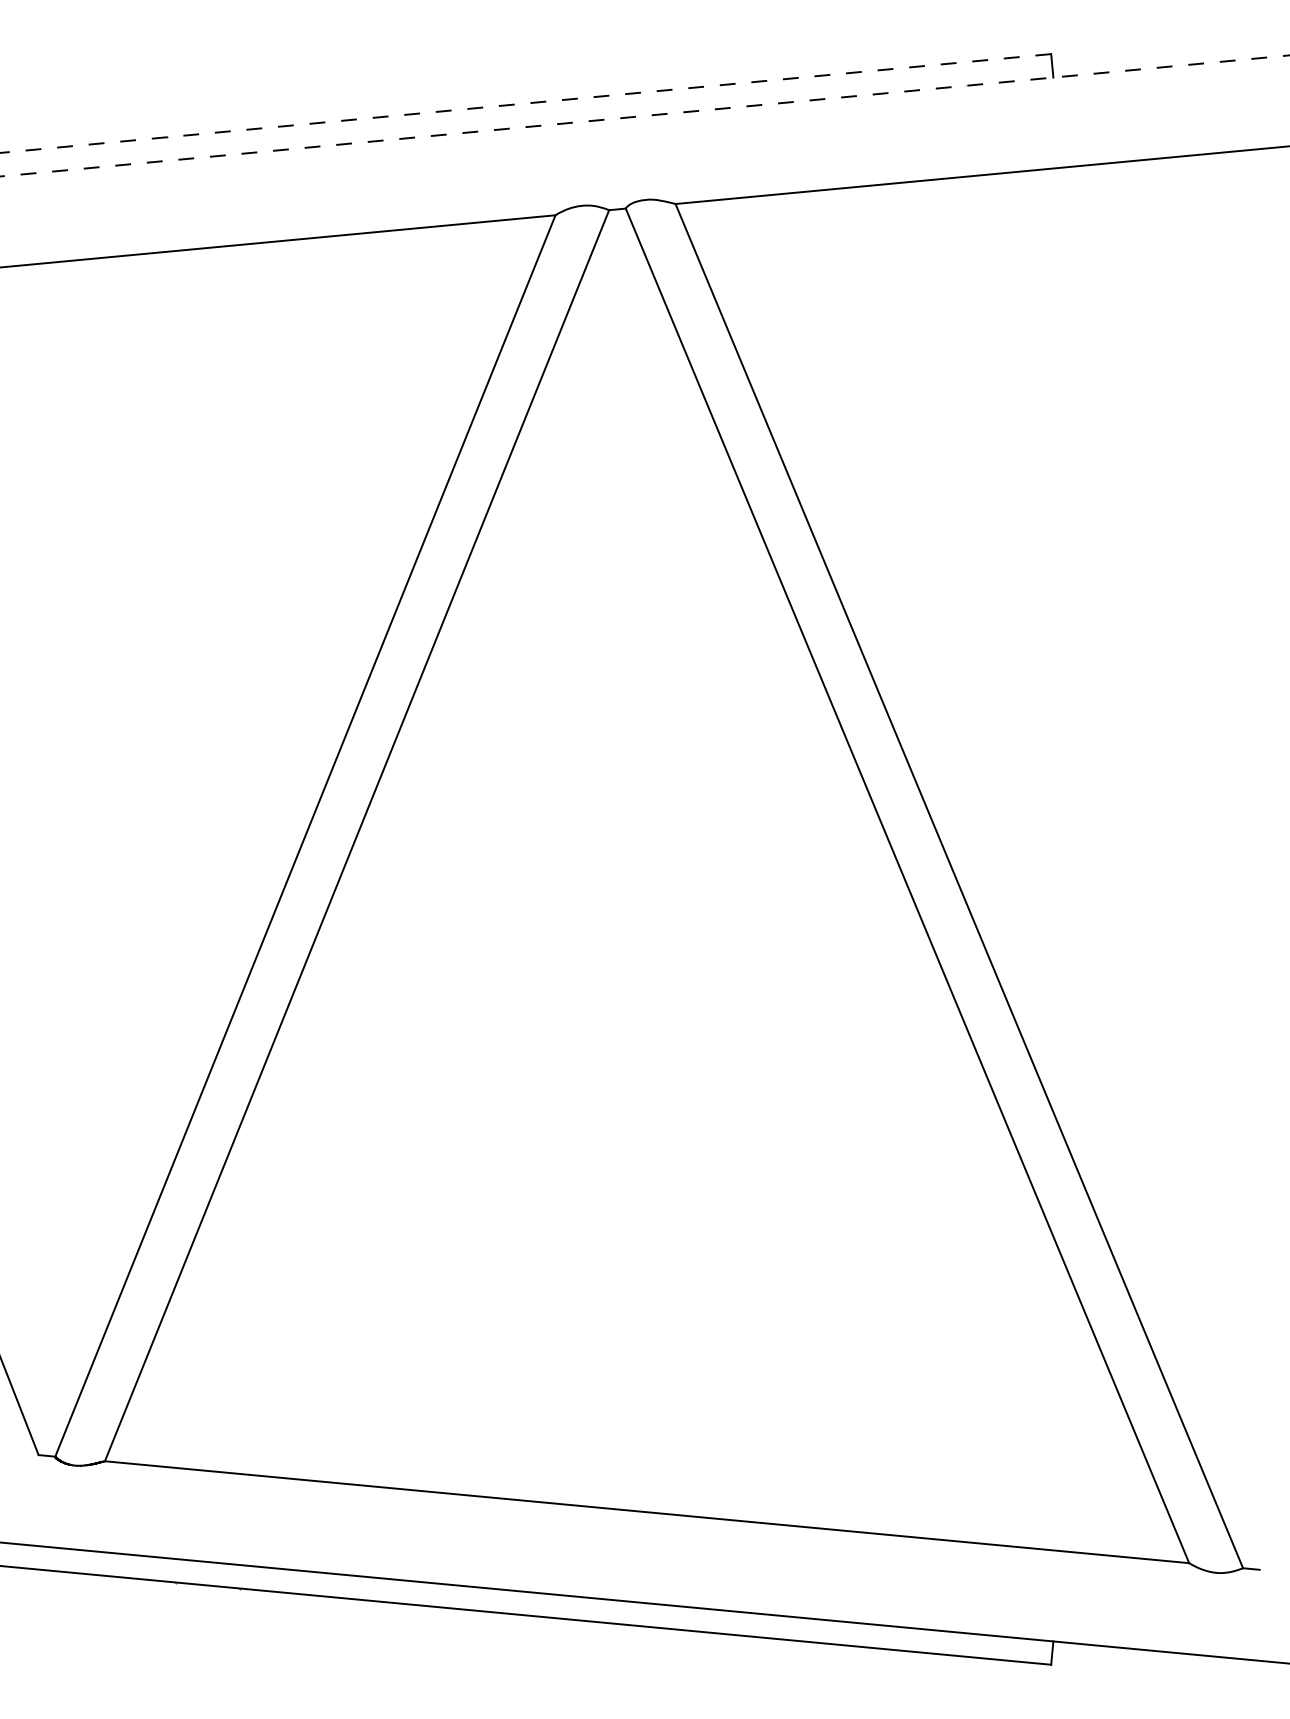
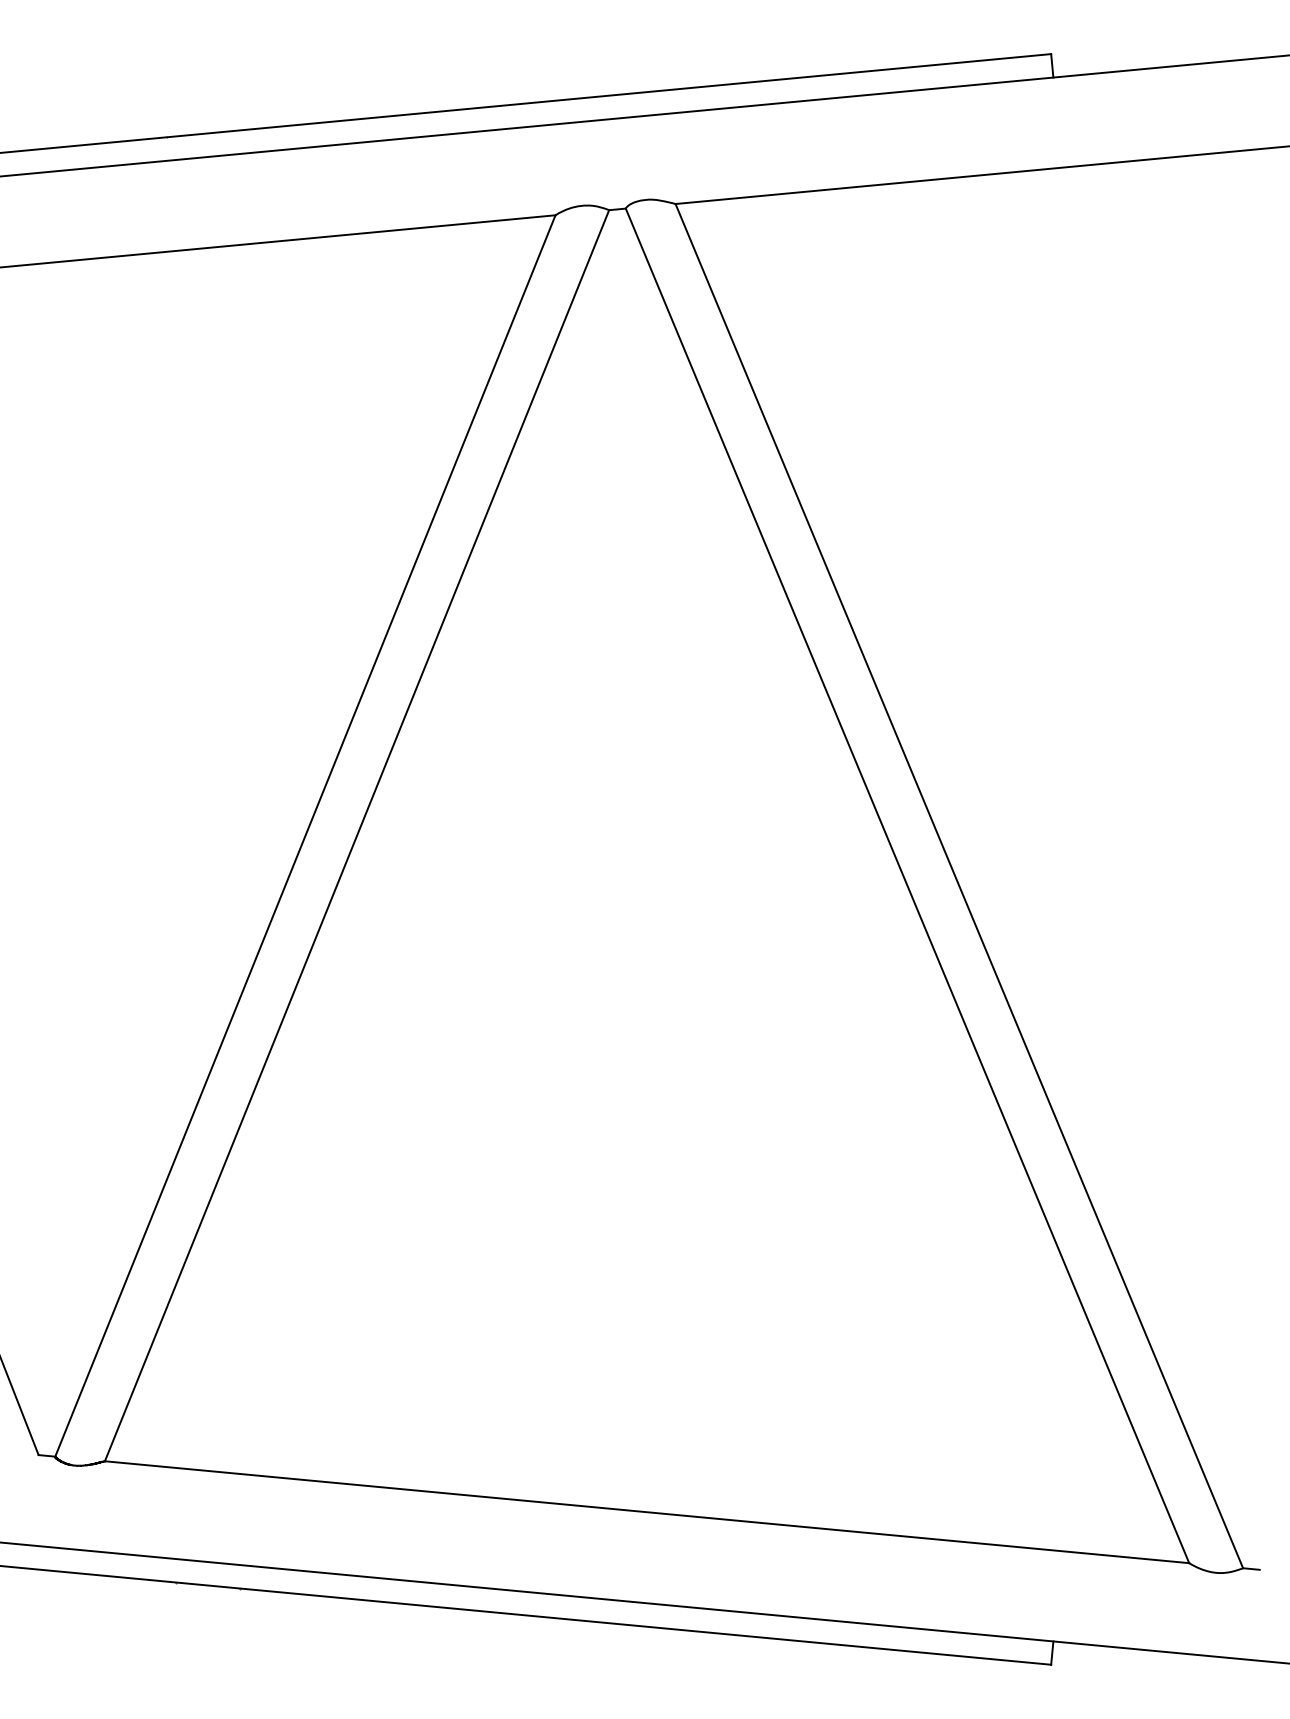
line: dashed -> solid (525, 103)
line: dashed -> solid (644, 116)
